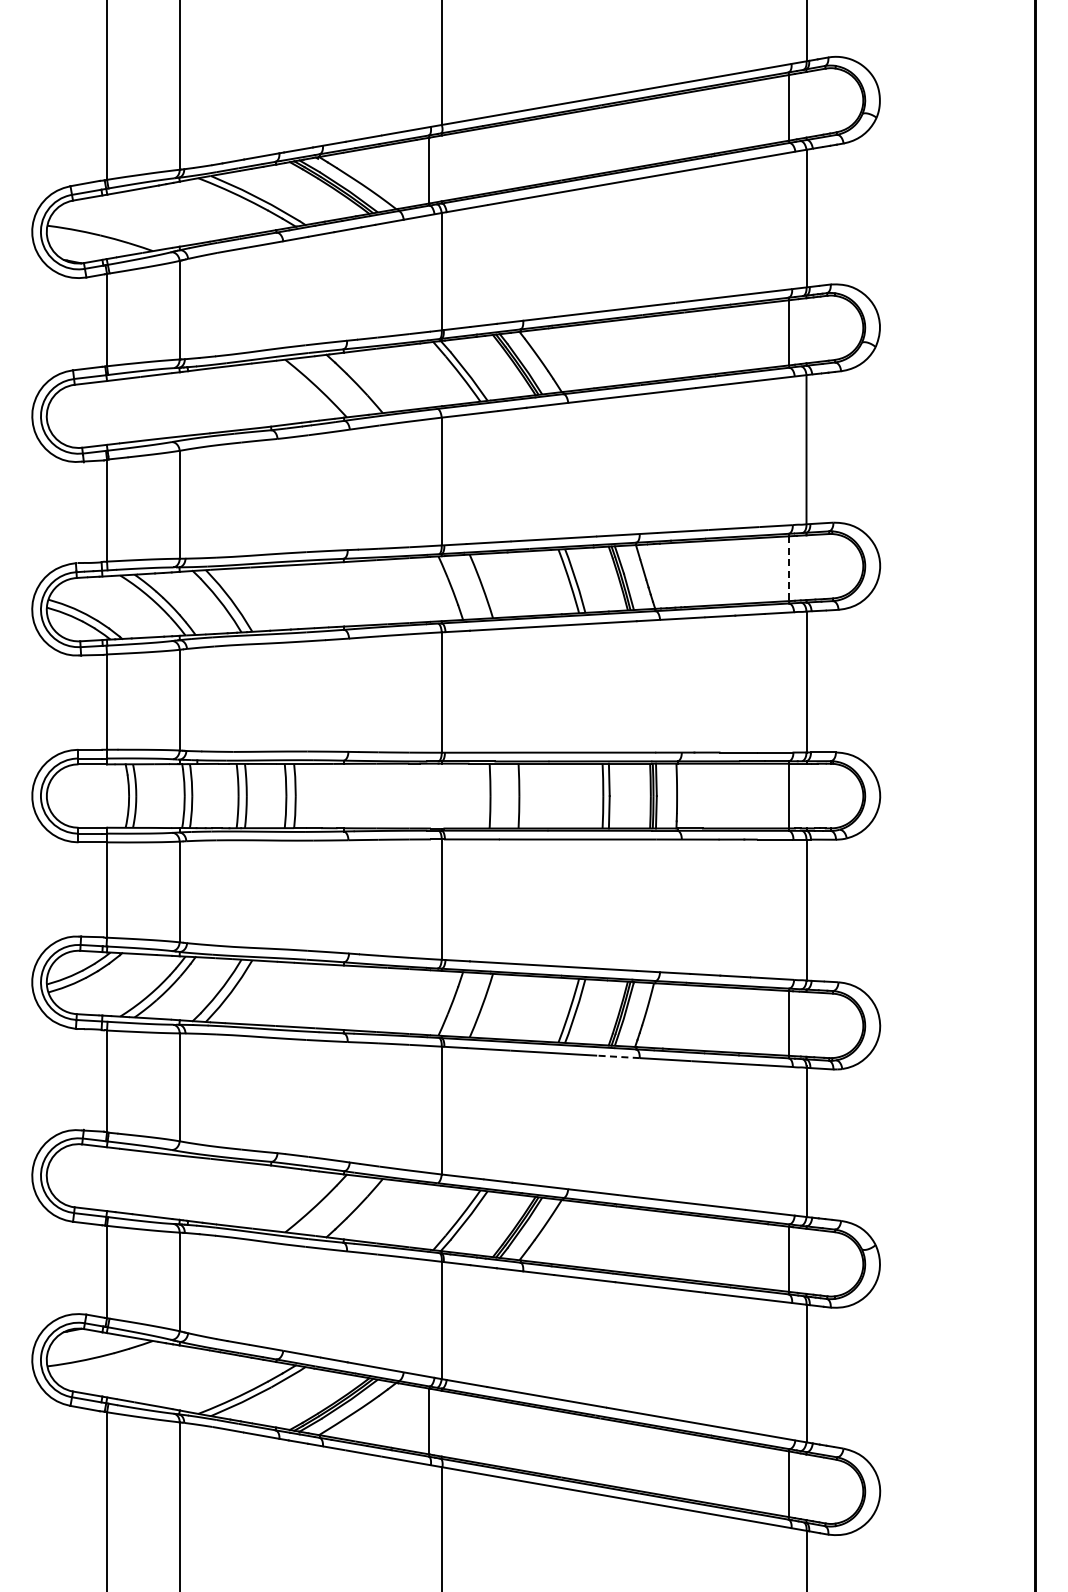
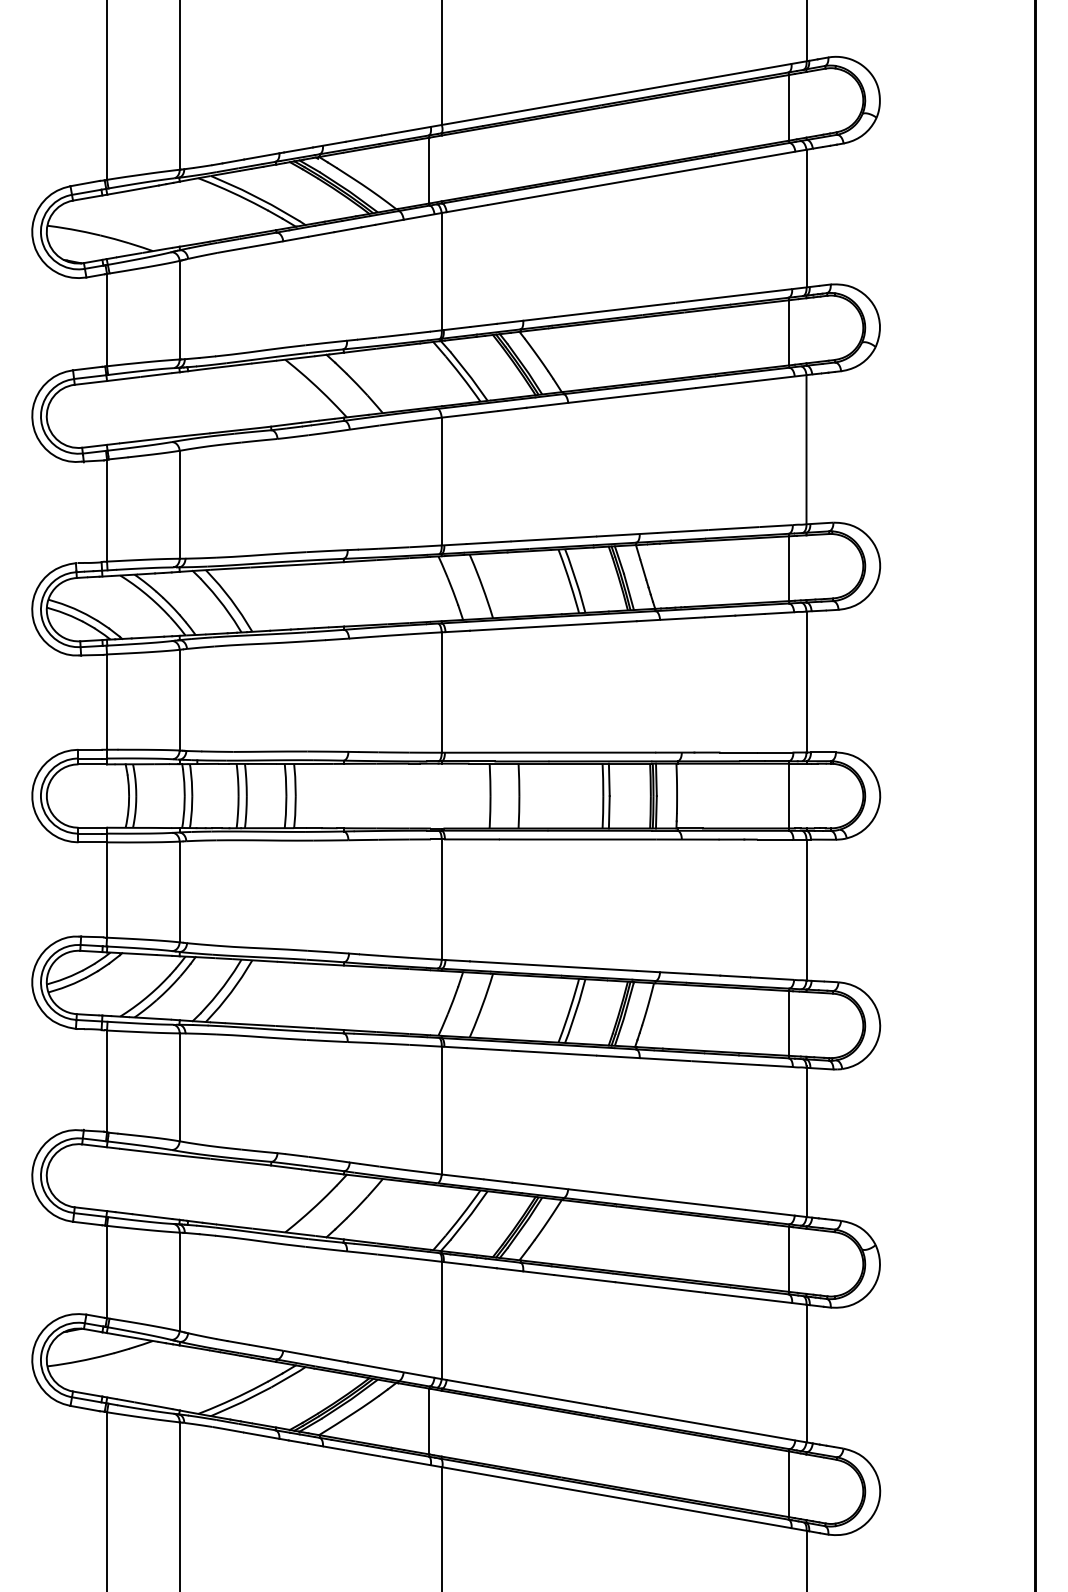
line: dashed -> solid (789, 569)
line: dashed -> solid (617, 1056)
